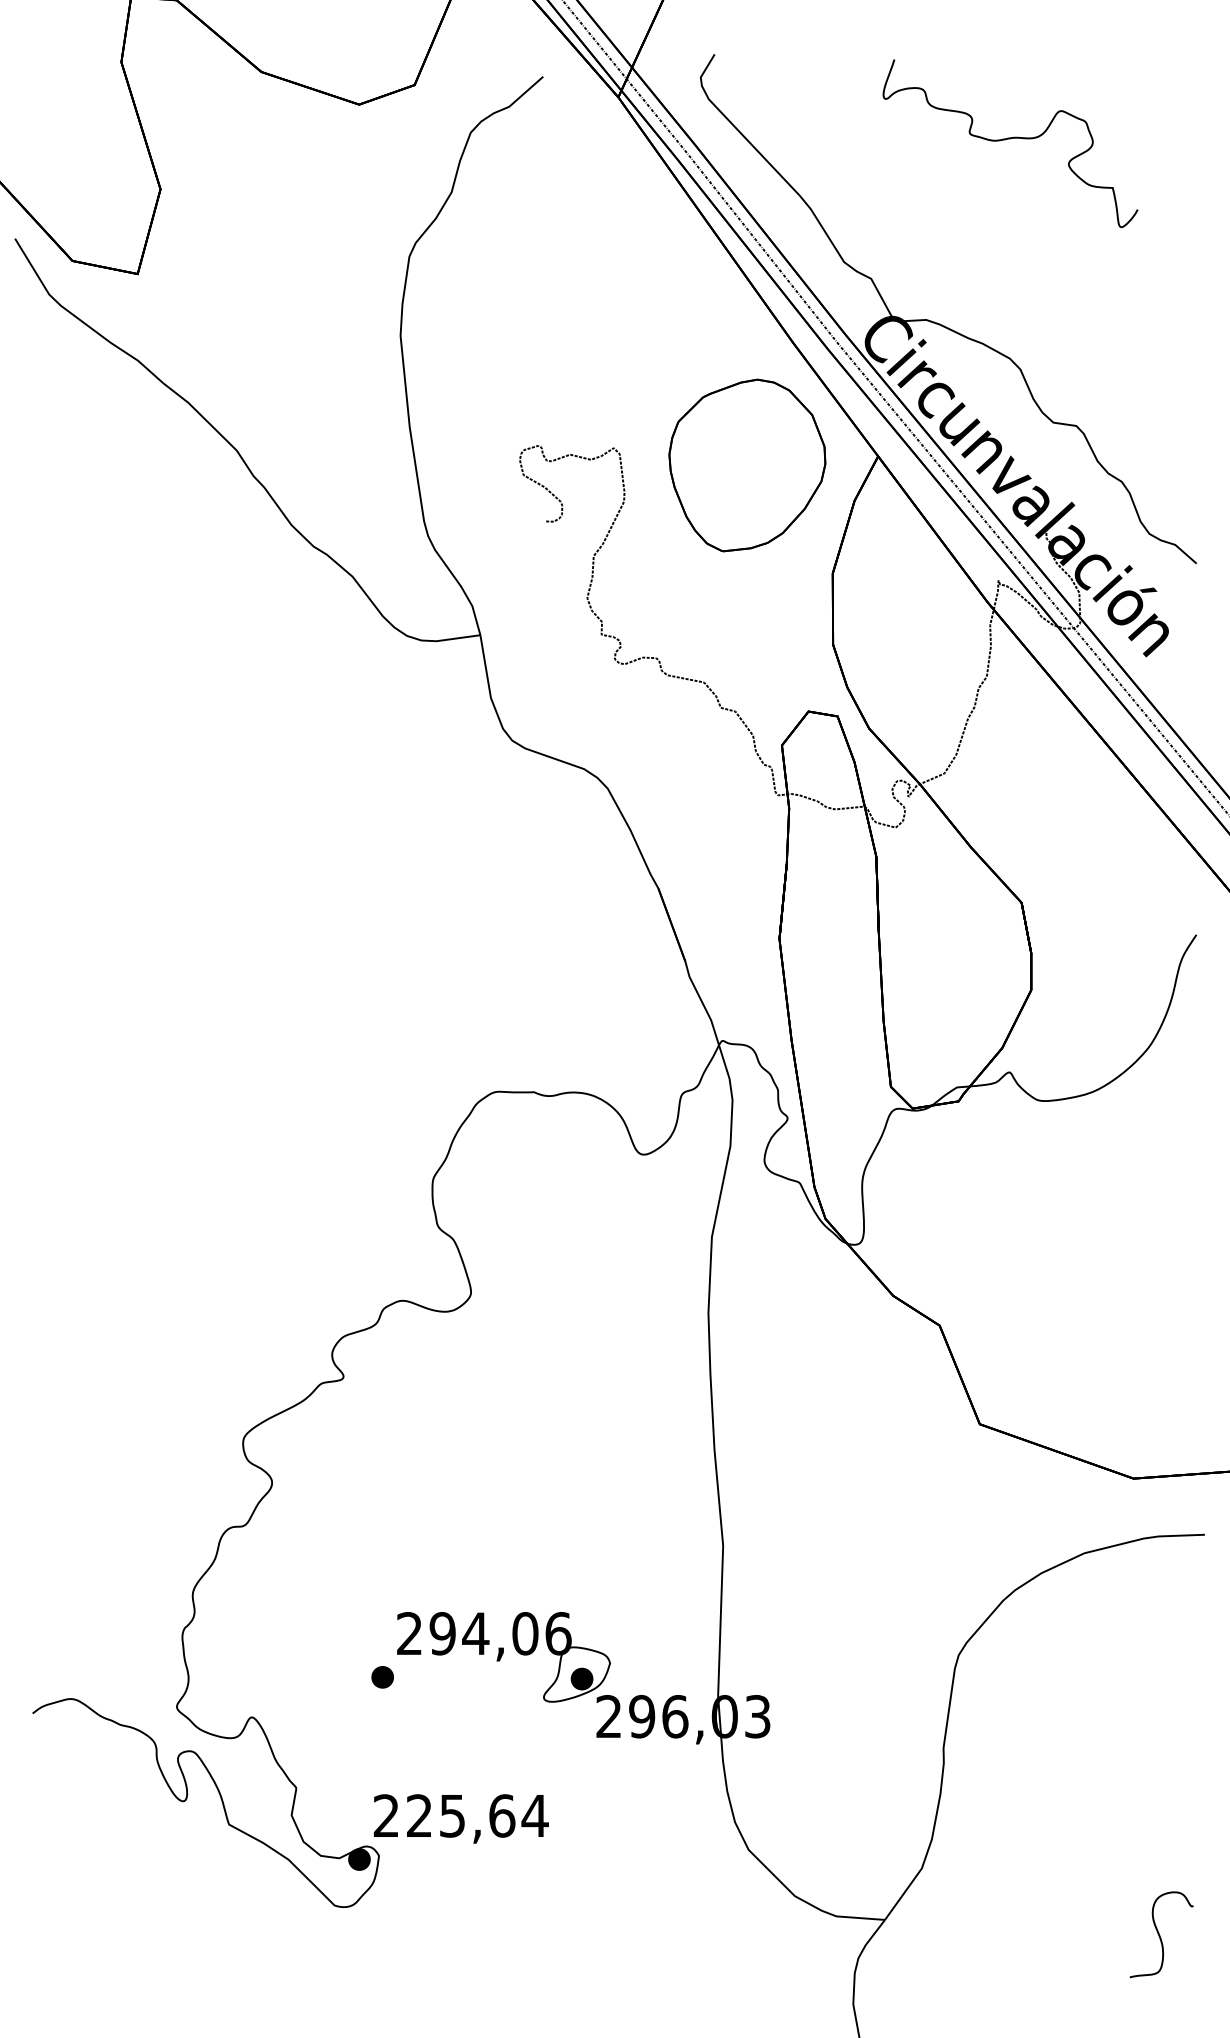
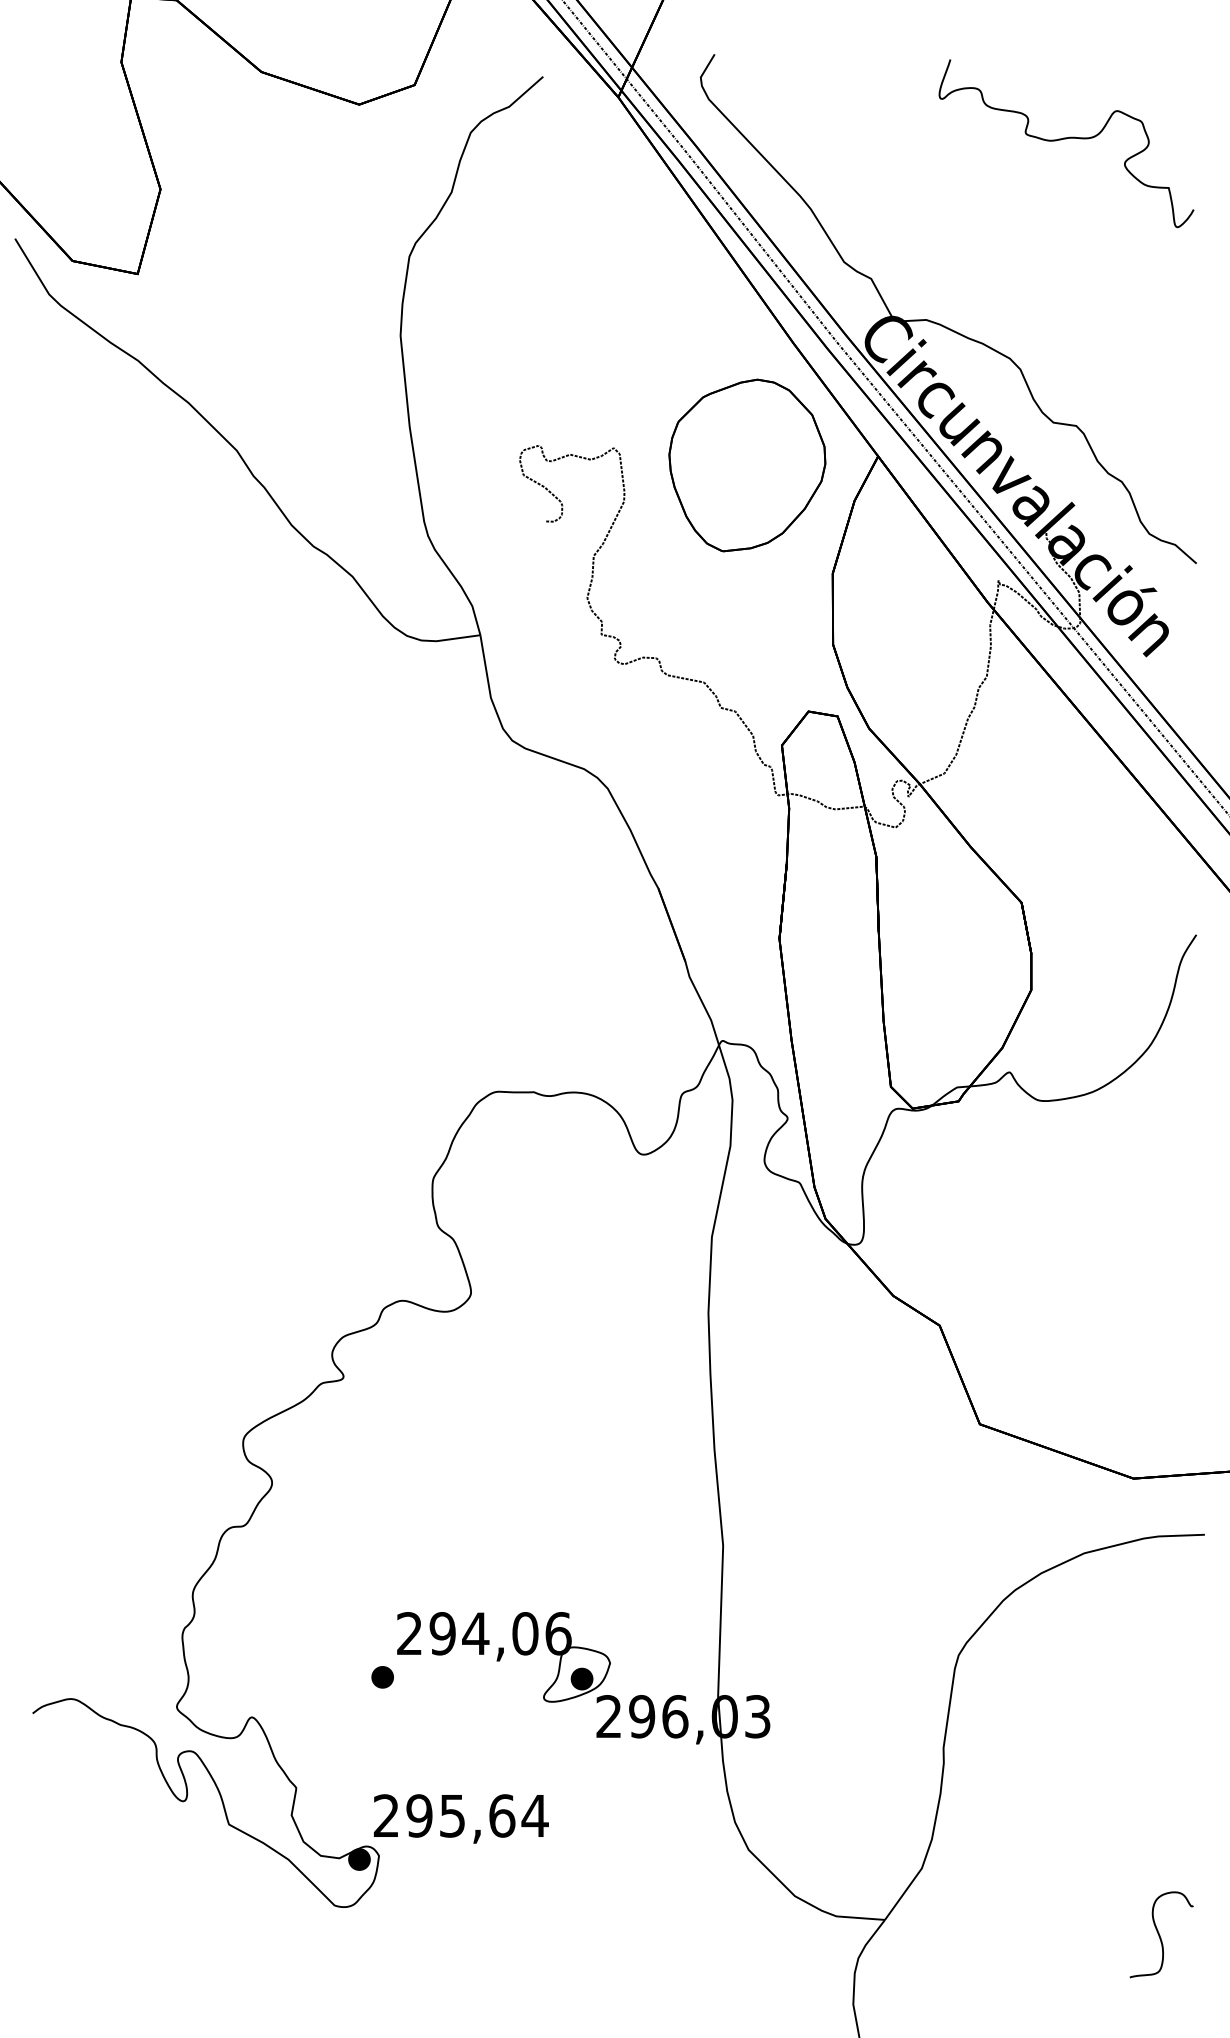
part position: (1010, 143) -> (1066, 143) (1066, 143)
text: 225,64 -> 295,64 (419, 1815)
